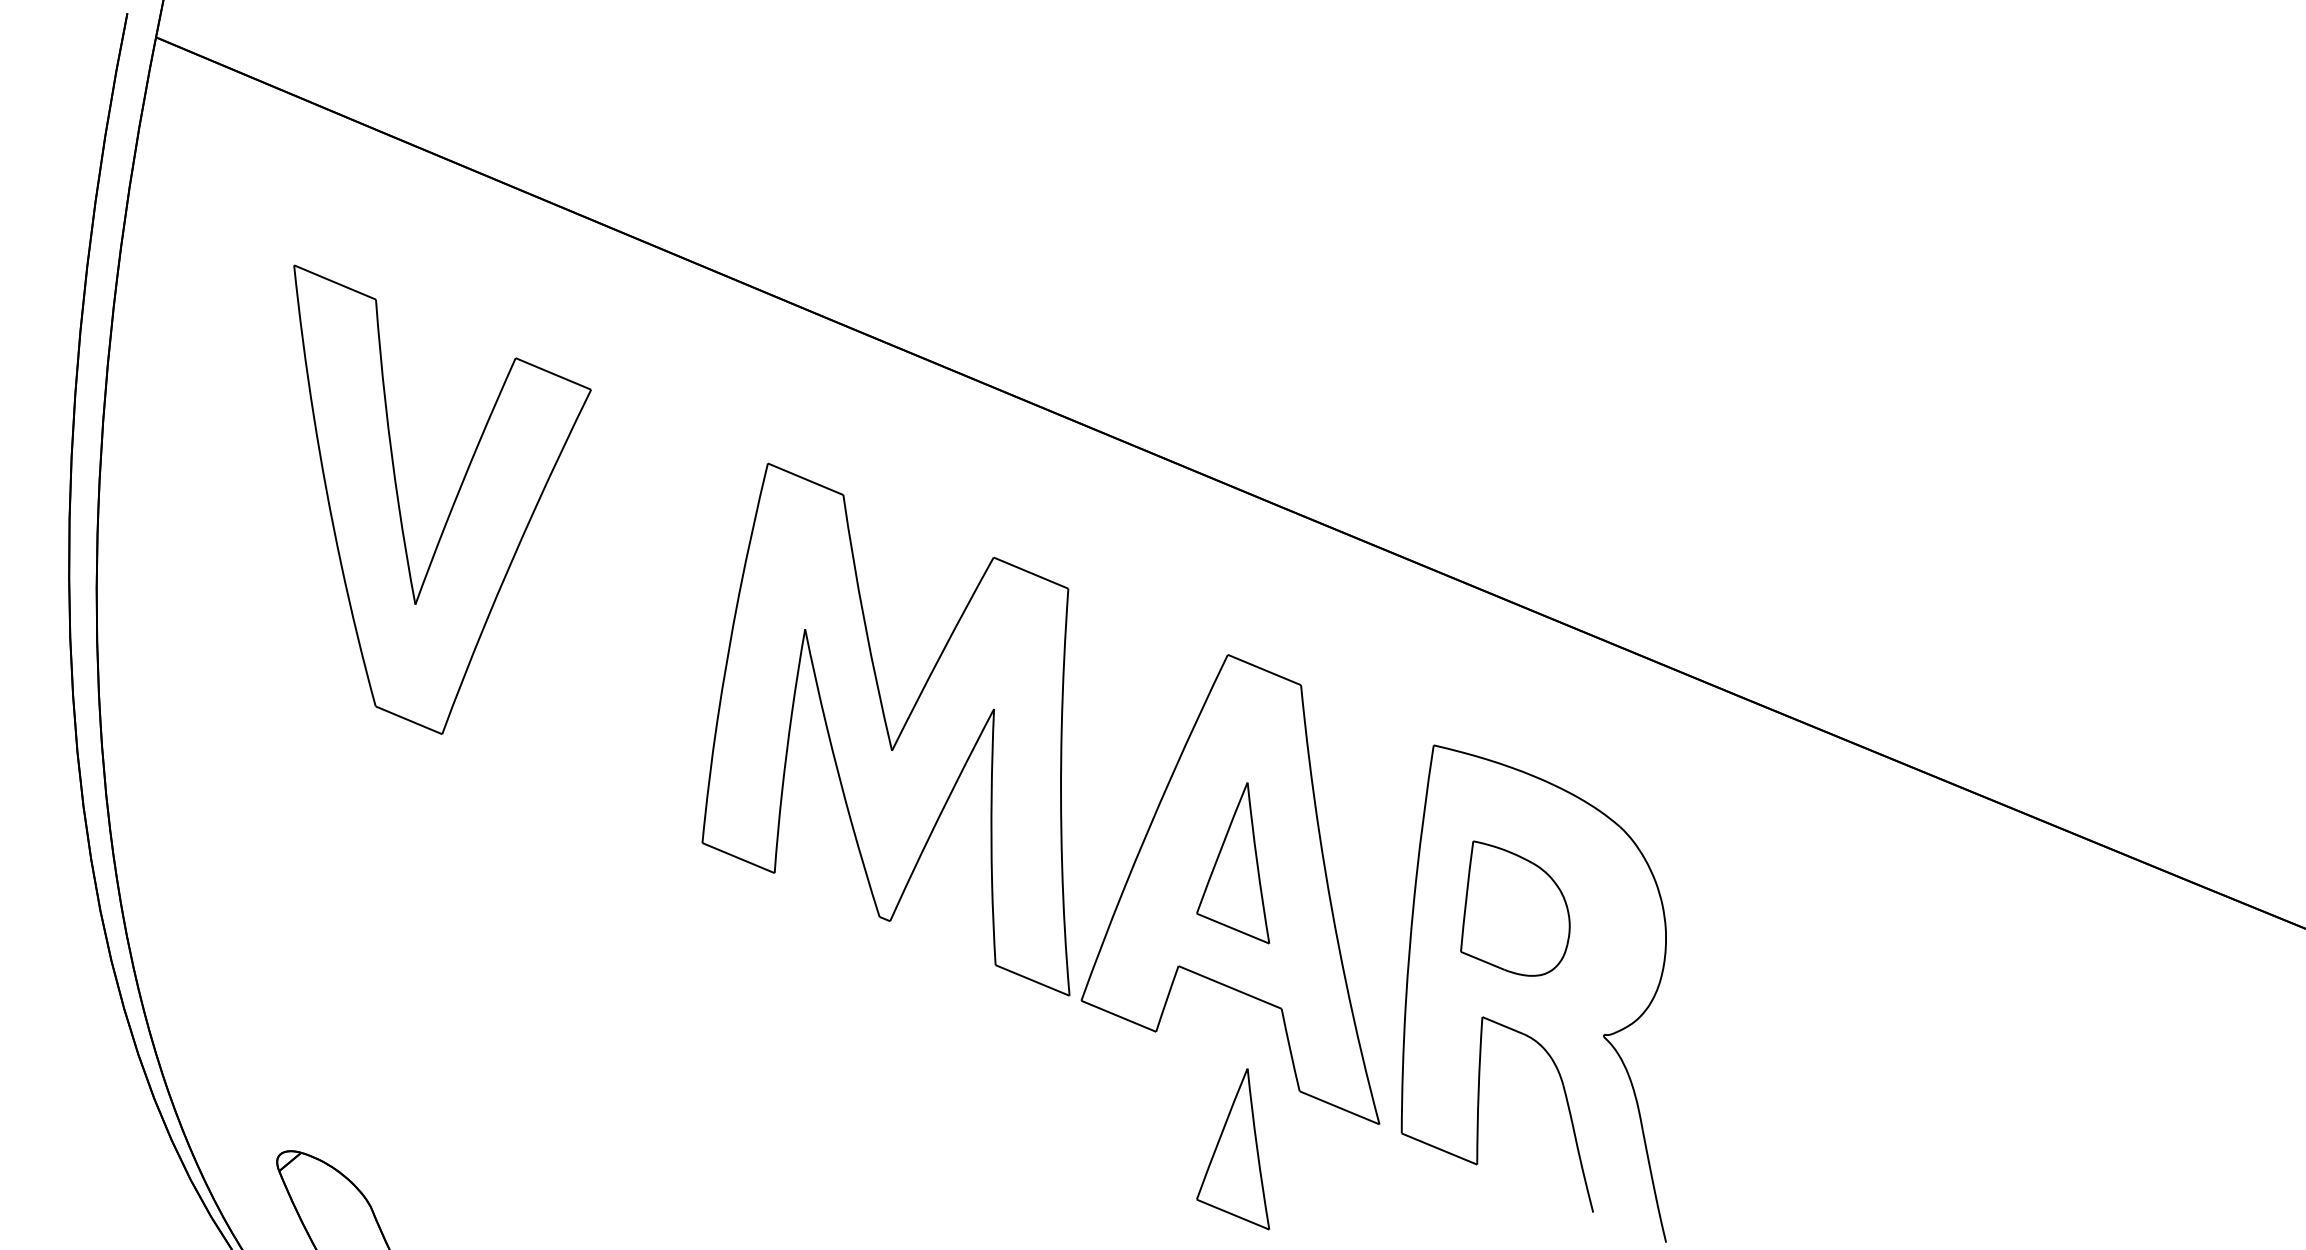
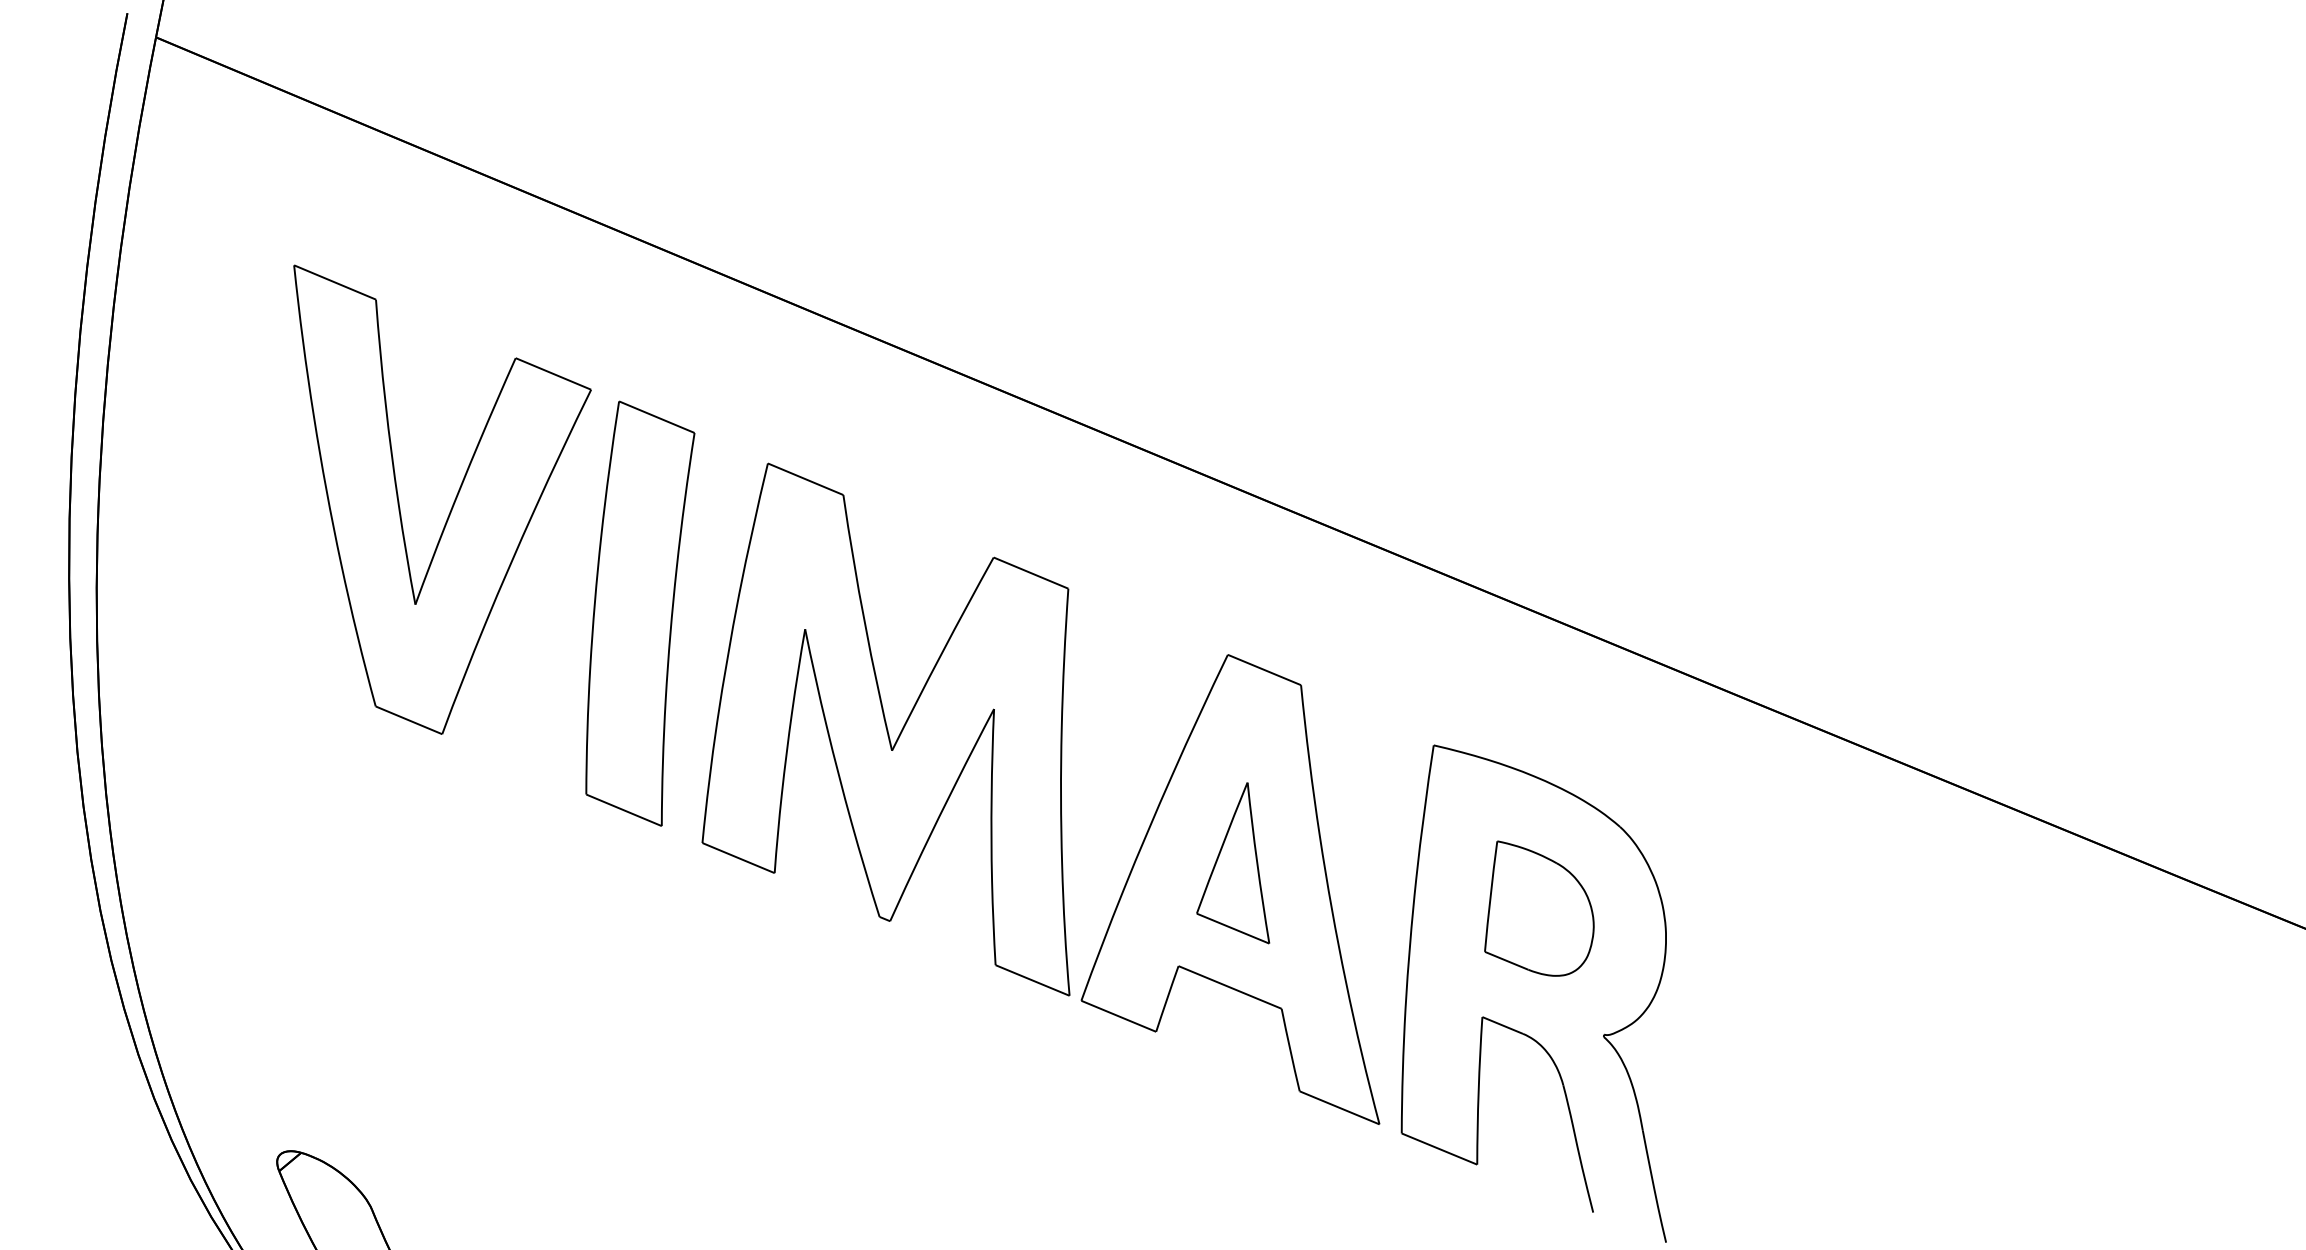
part: none -> present (640, 613)
part position: (1515, 908) -> (1539, 908) (1539, 908)
part: present -> none (1233, 1149)
